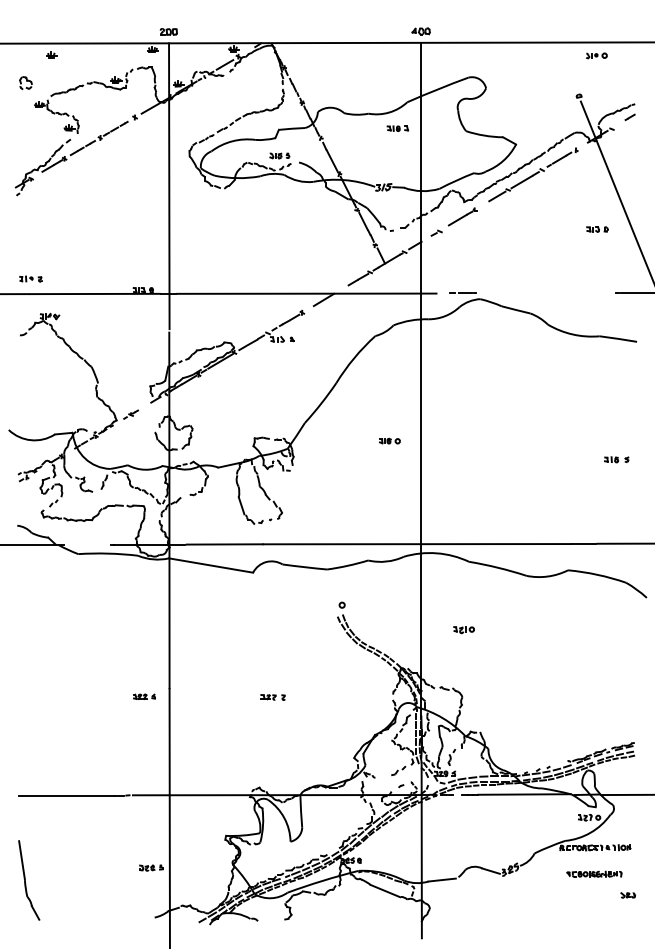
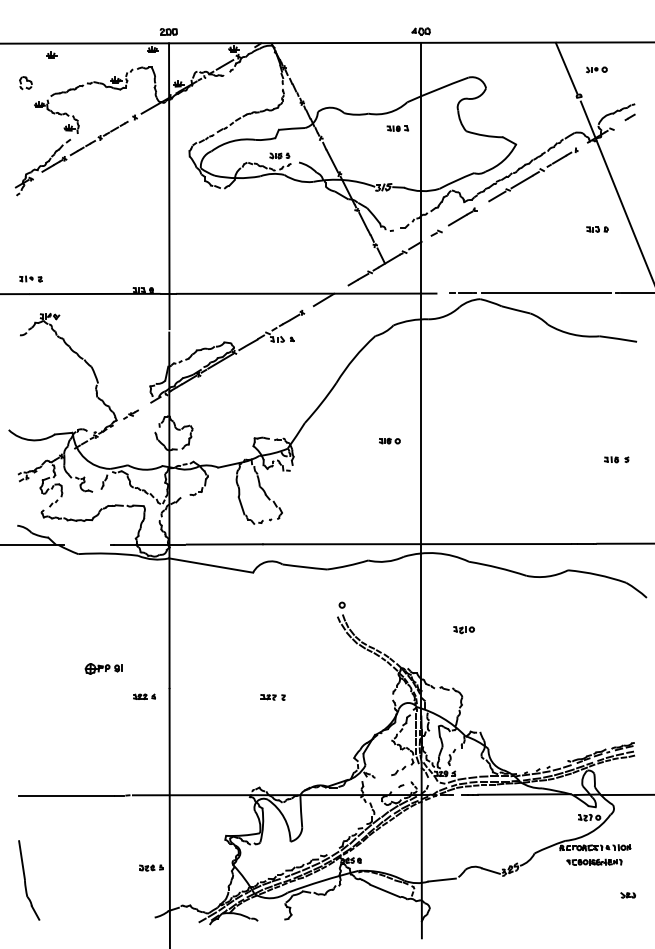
part position: (596, 55) -> (596, 69) (596, 69)
line: none -> present (566, 67)
line: none -> present (546, 293)
part: none -> present (103, 668)
part position: (594, 873) -> (594, 861) (594, 861)
